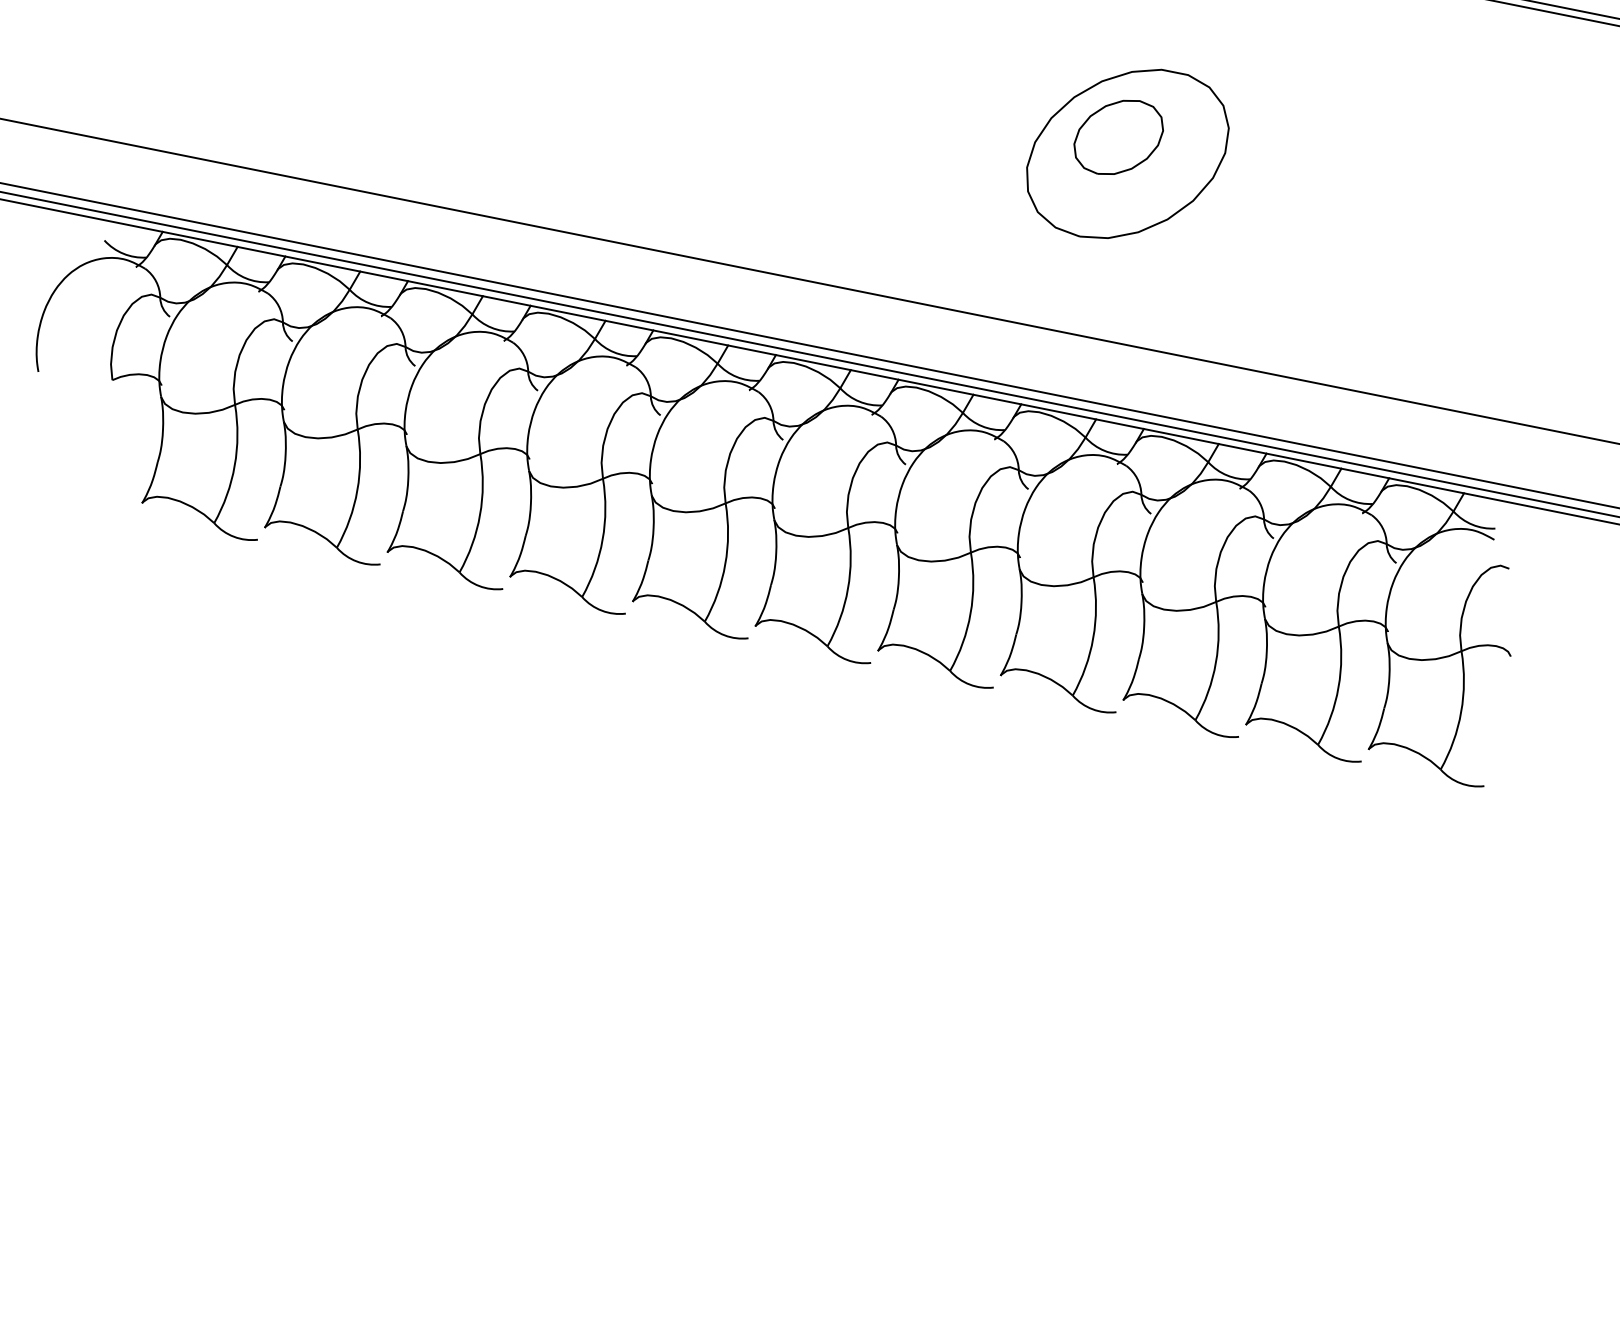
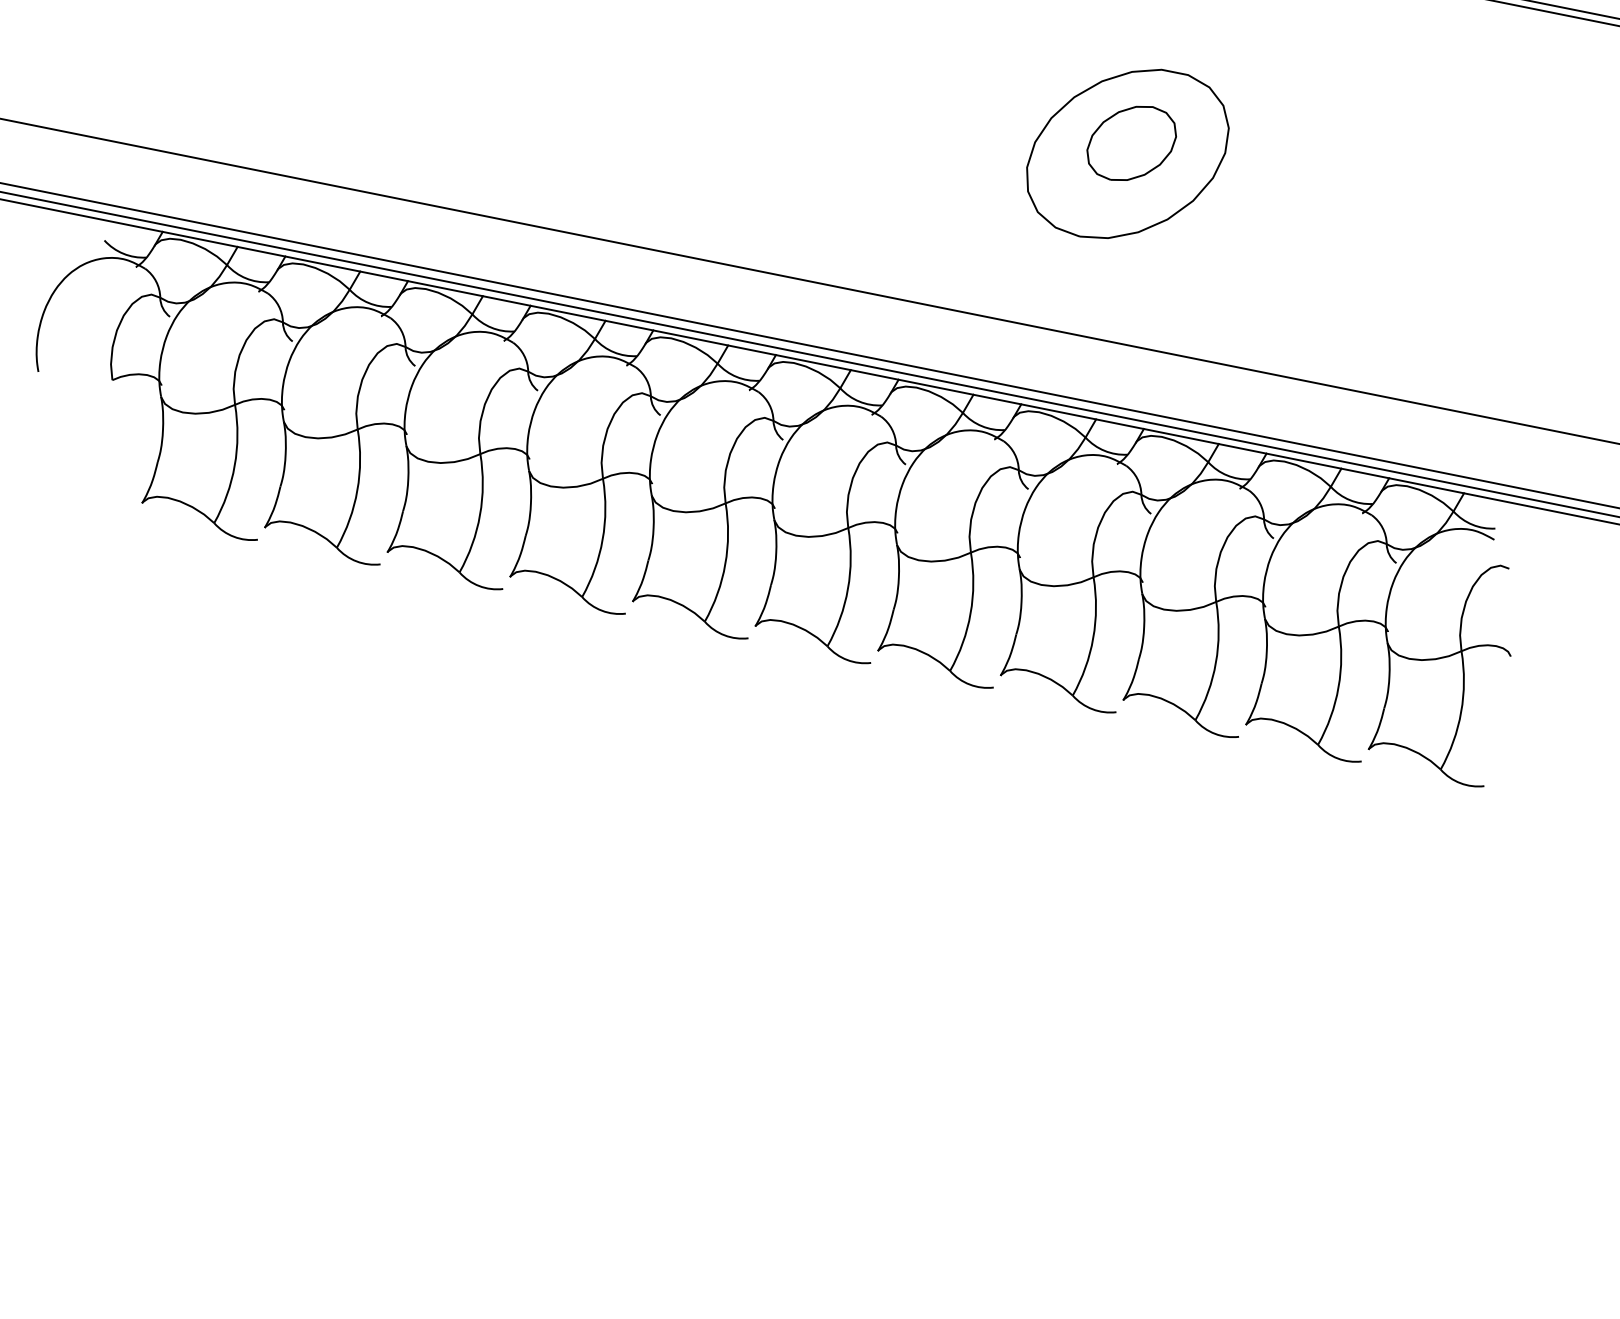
part position: (1118, 136) -> (1131, 142) (1131, 142)
